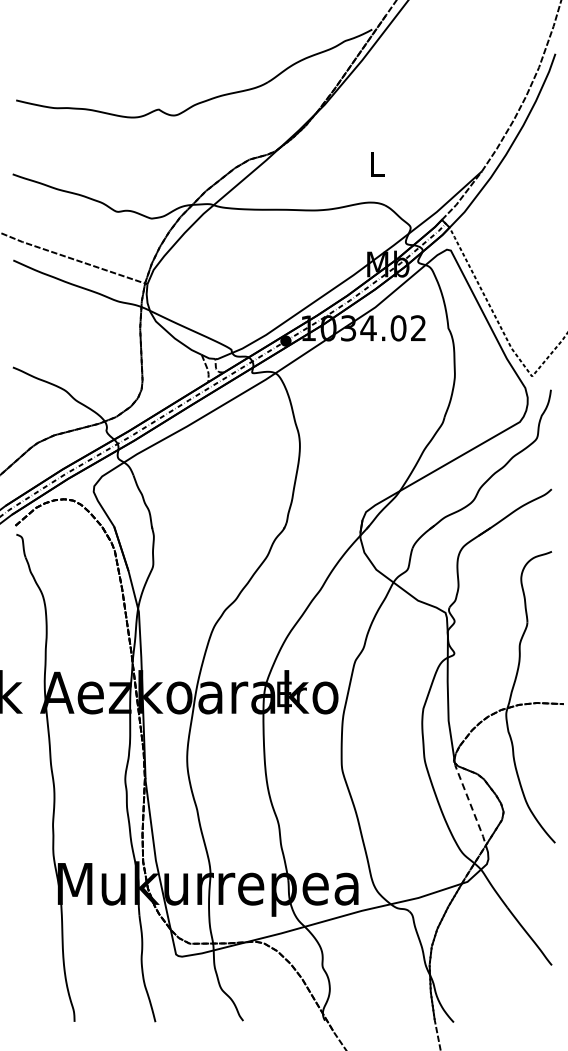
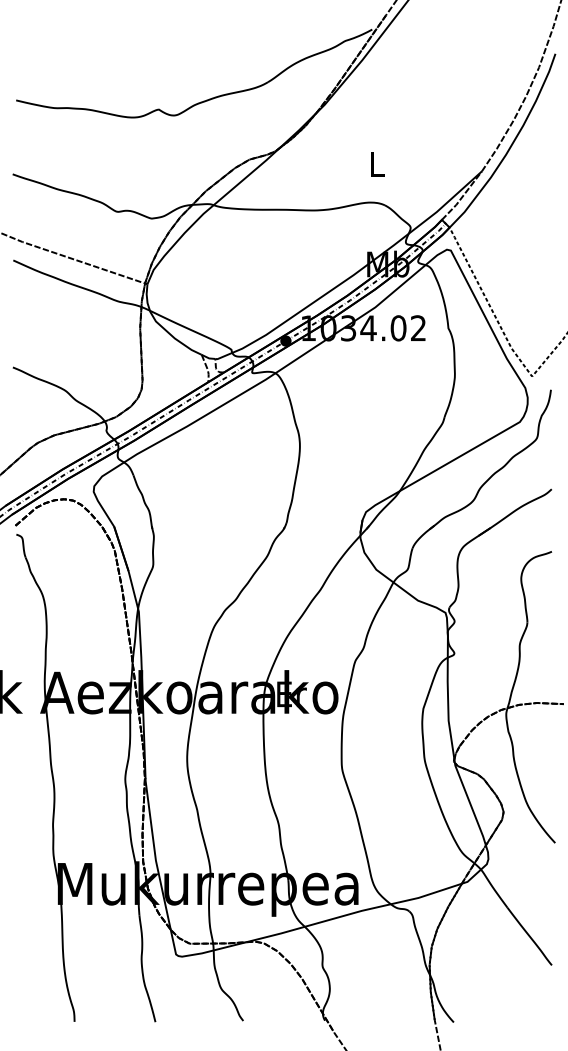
line: dashed -> solid (470, 804)
